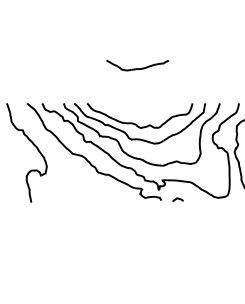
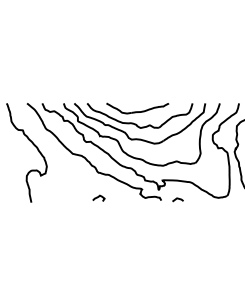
part position: (137, 65) -> (137, 108) (137, 108)
curve: none -> present (98, 197)
